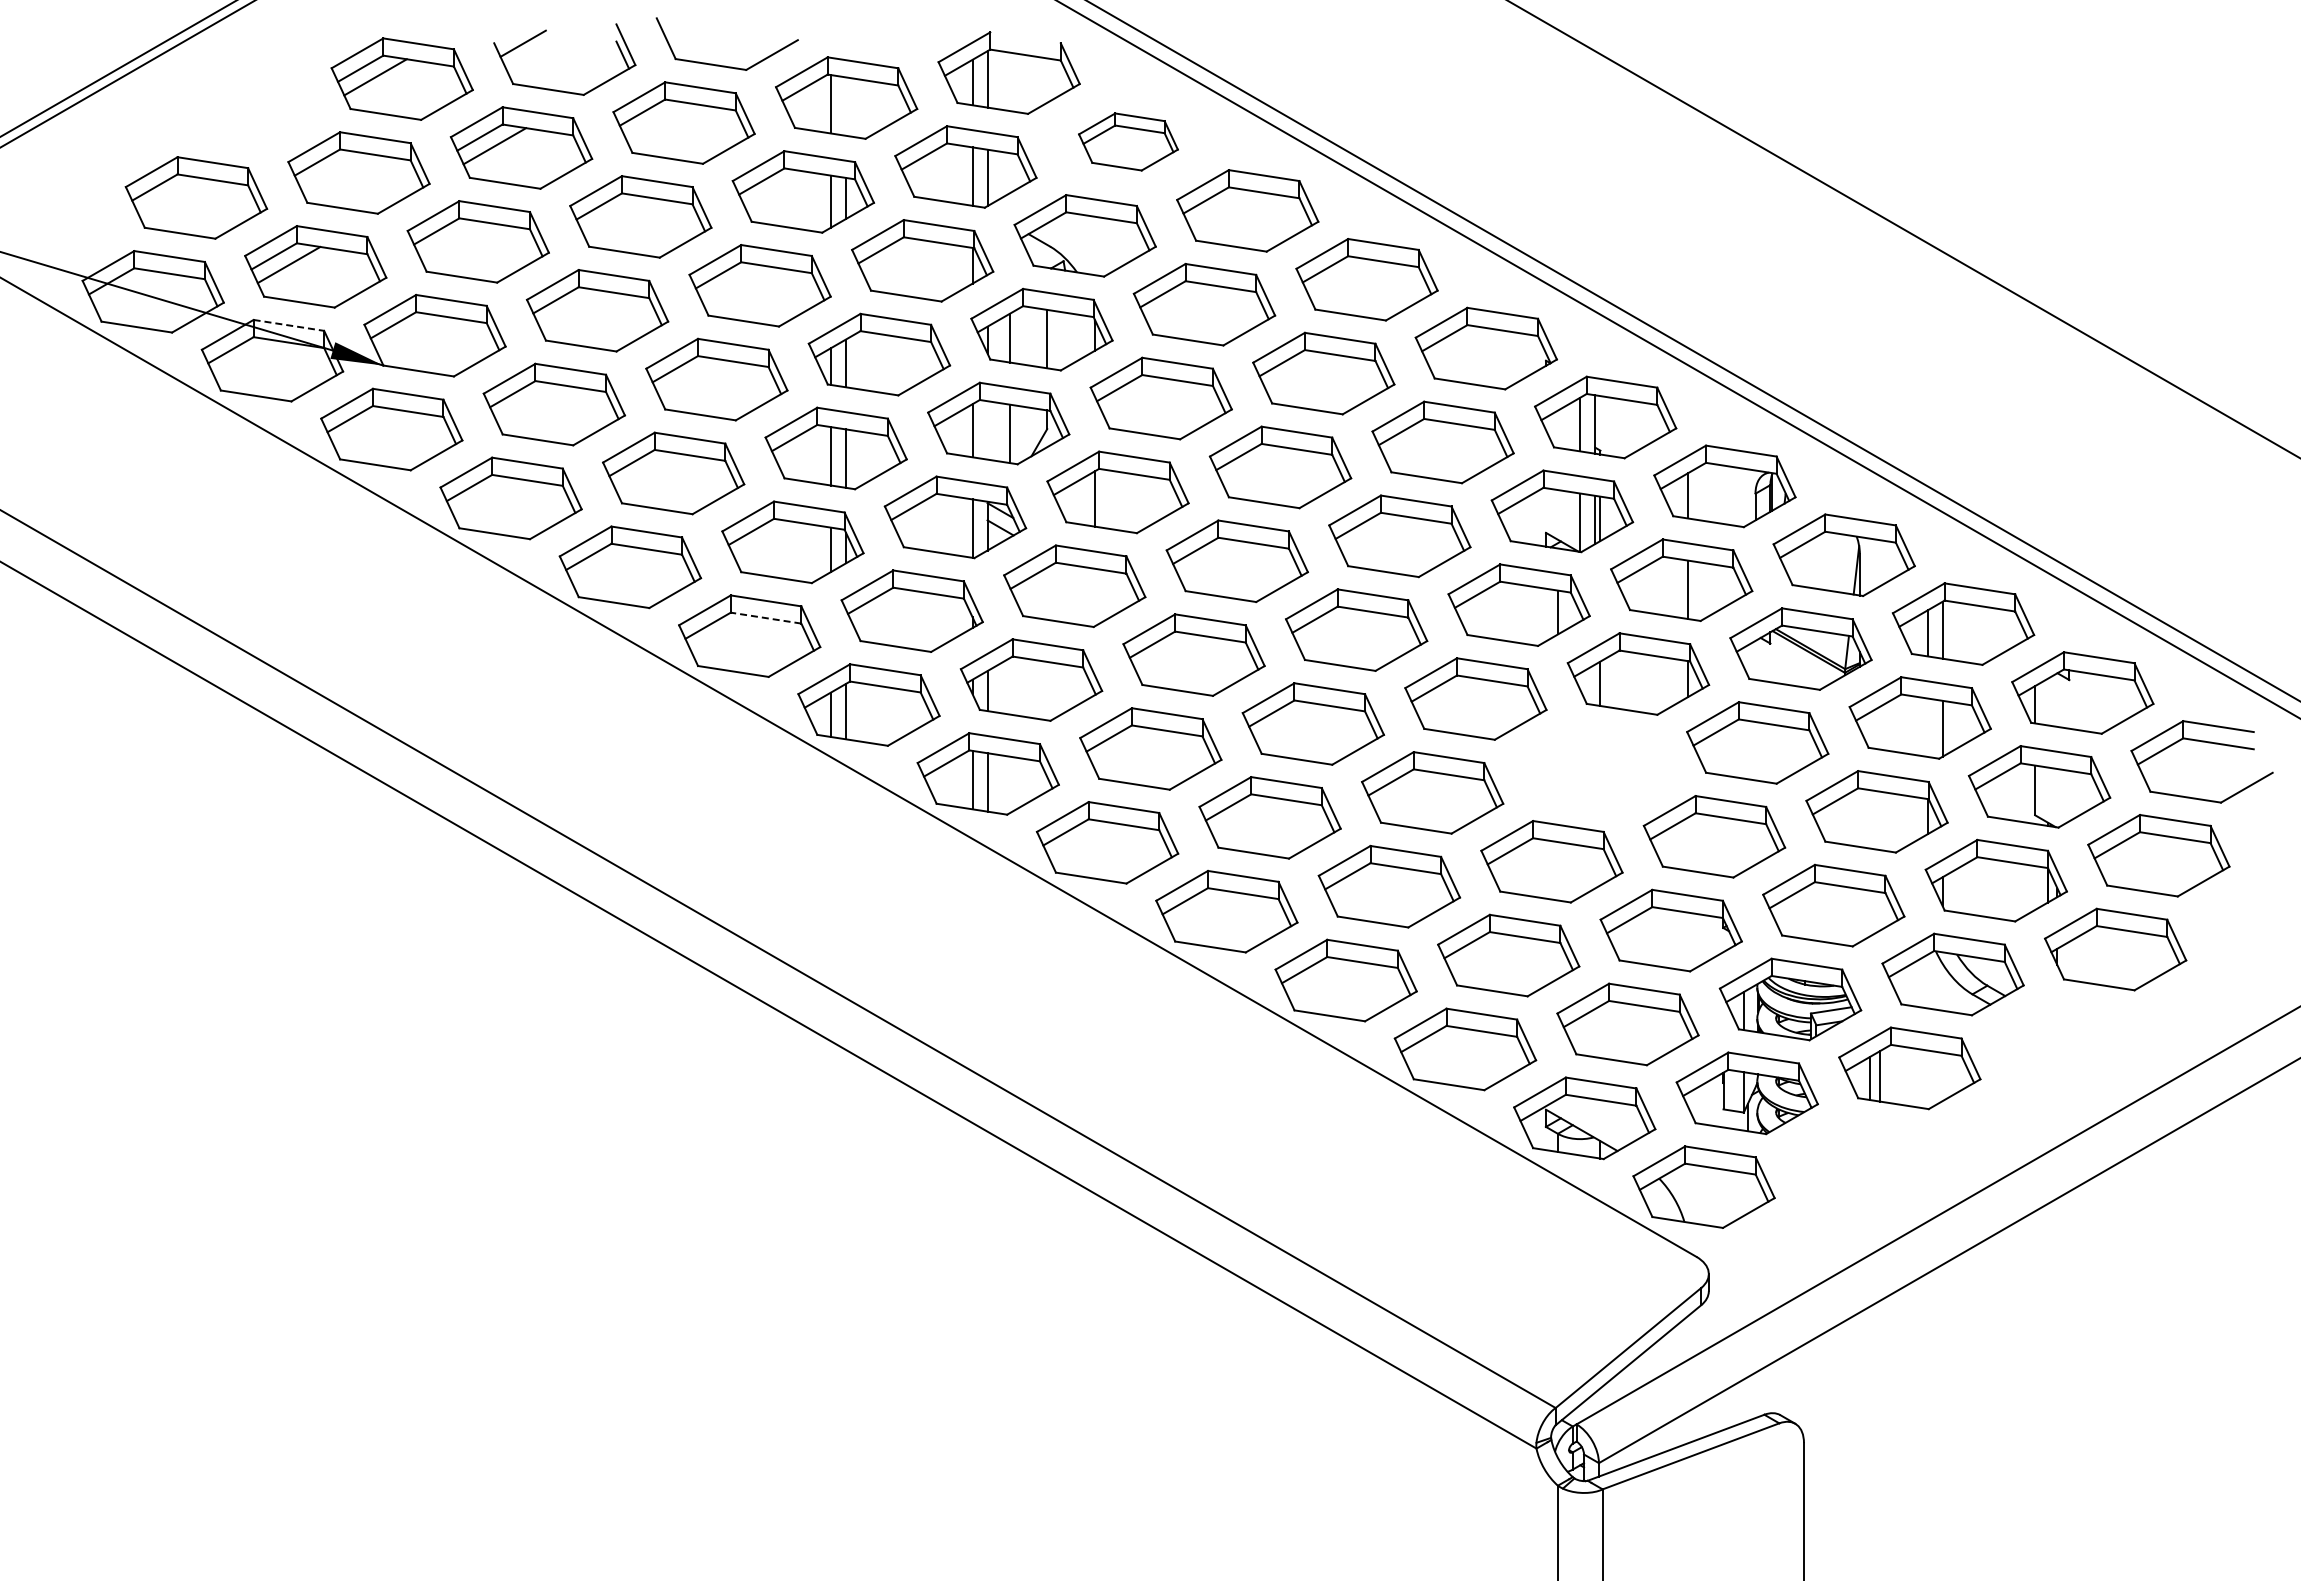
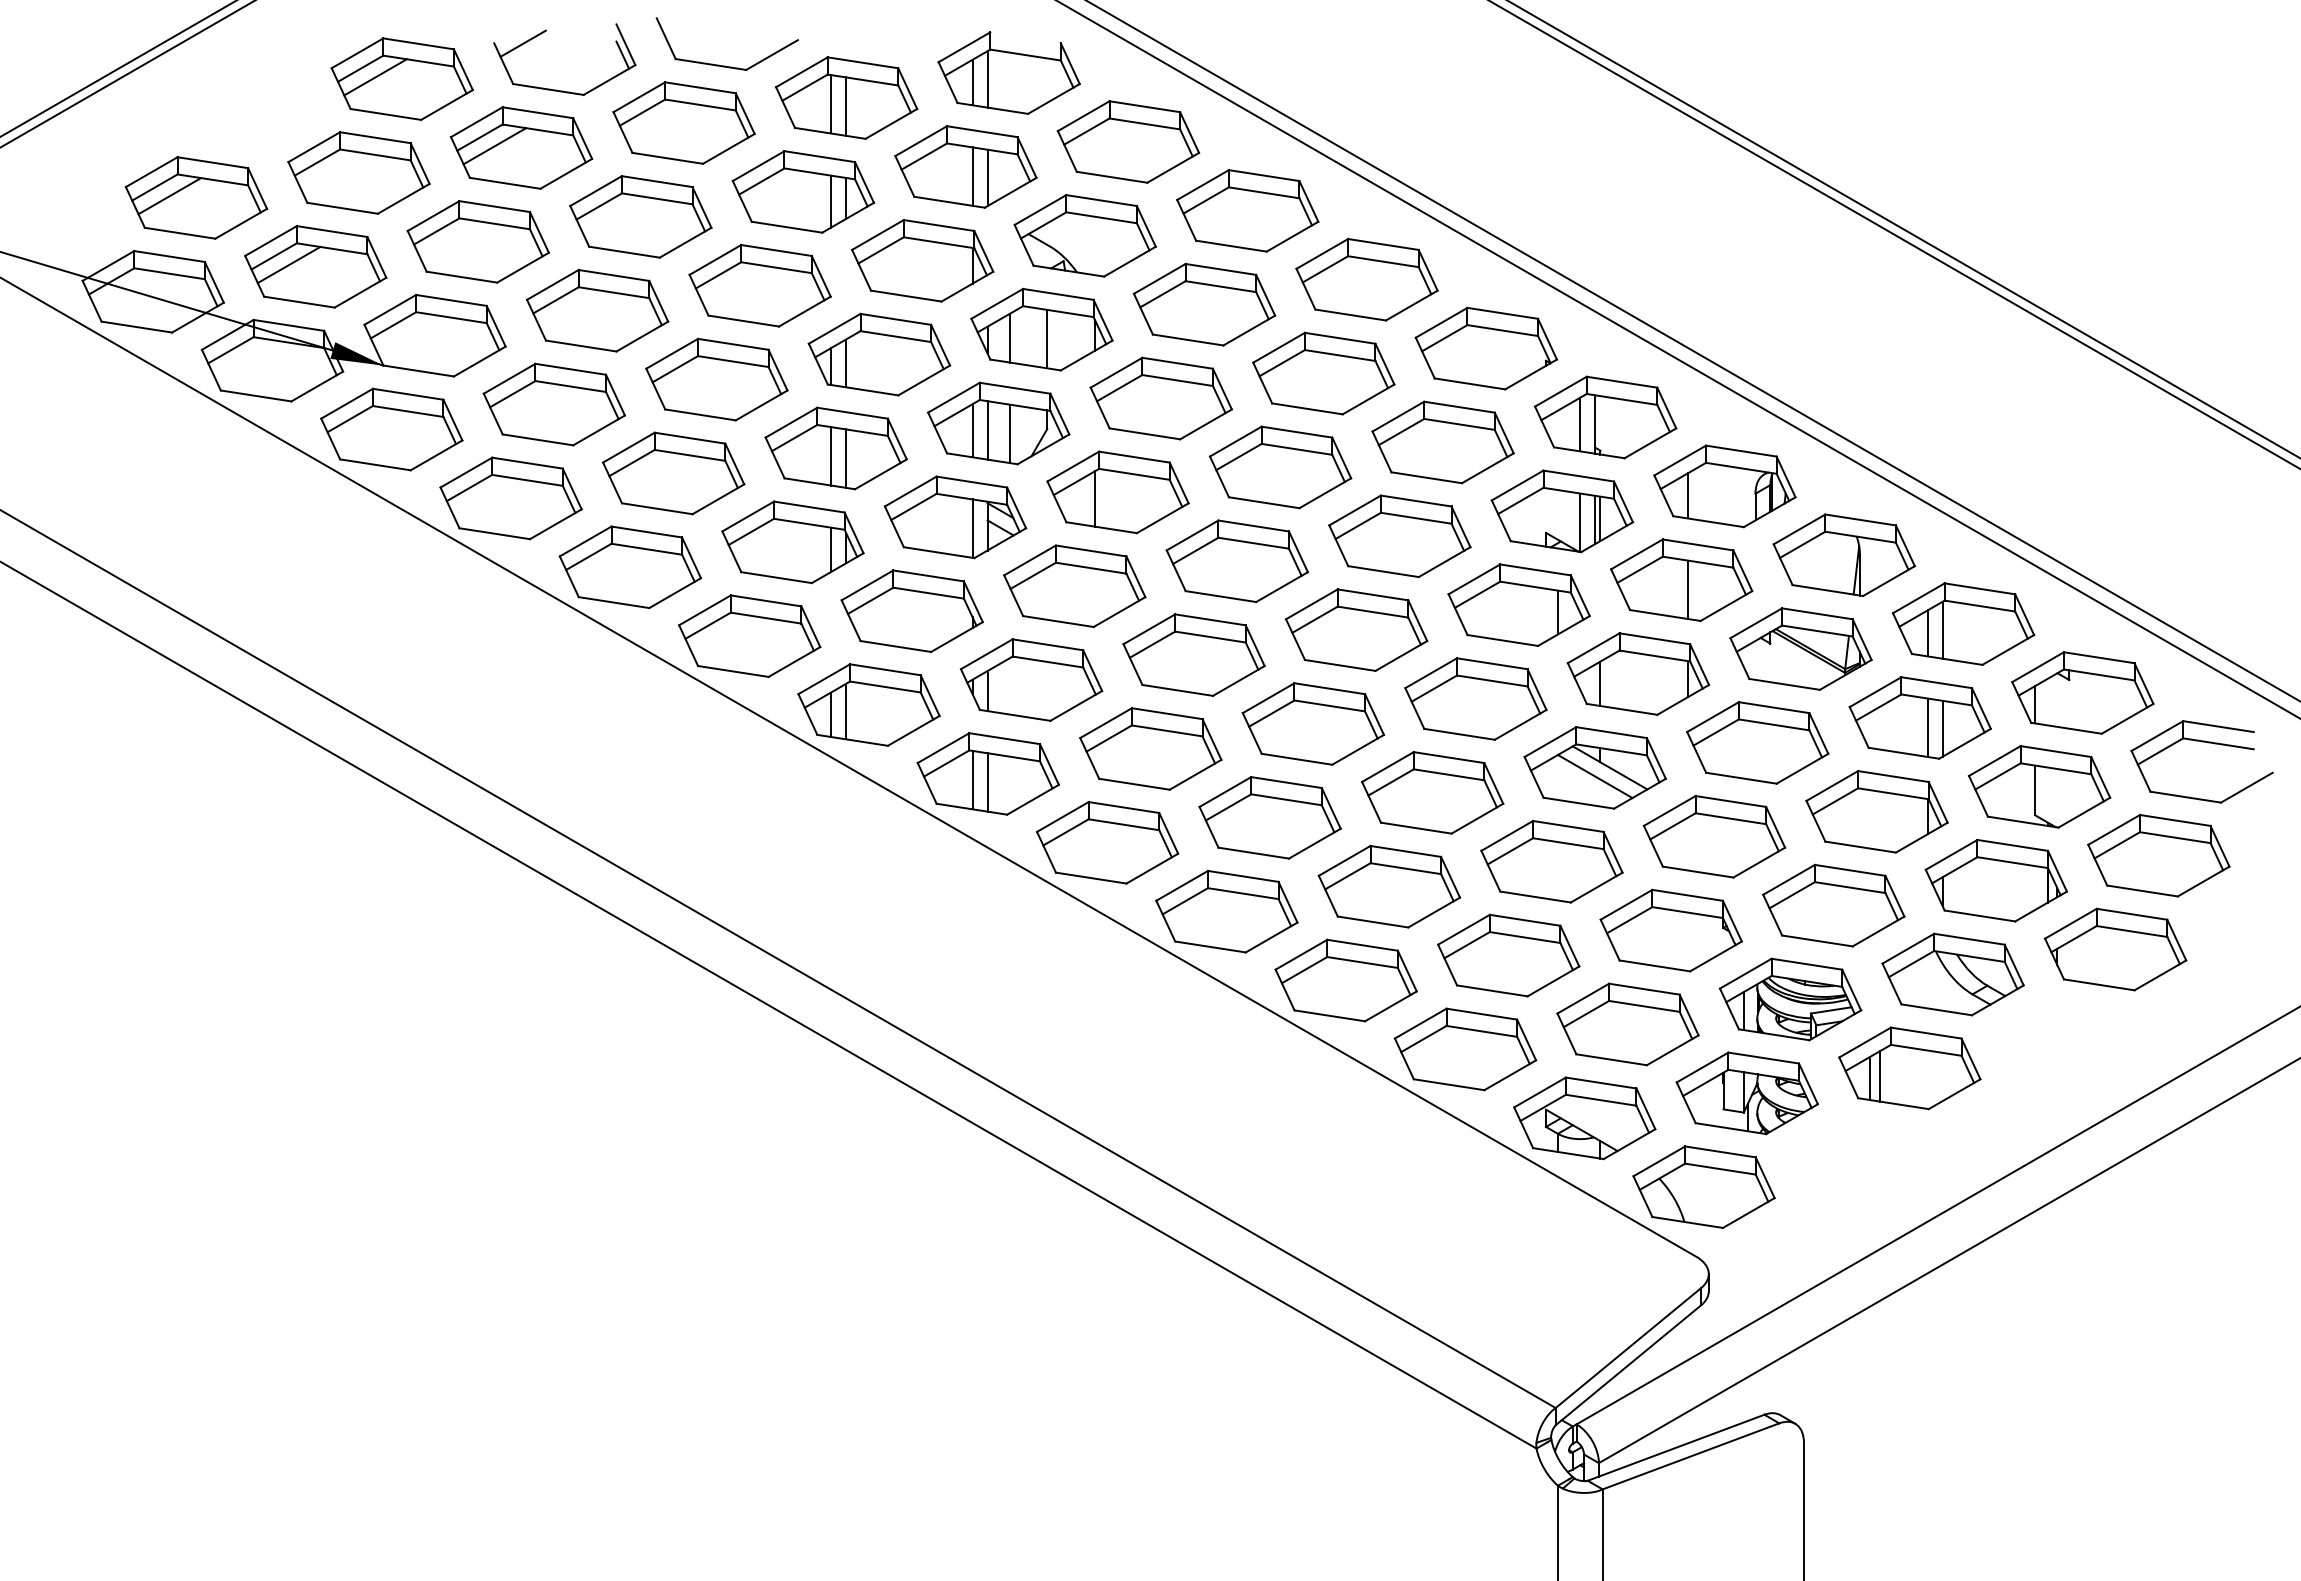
line: none -> present (845, 106)
part size: 101x60 px -> 145x84 px (1128, 141)
line: none -> present (169, 196)
line: none -> present (1894, 234)
line: dashed -> solid (288, 325)
line: none -> present (987, 430)
line: dashed -> solid (766, 618)
line: none -> present (1927, 727)
part: none -> present (1594, 767)
